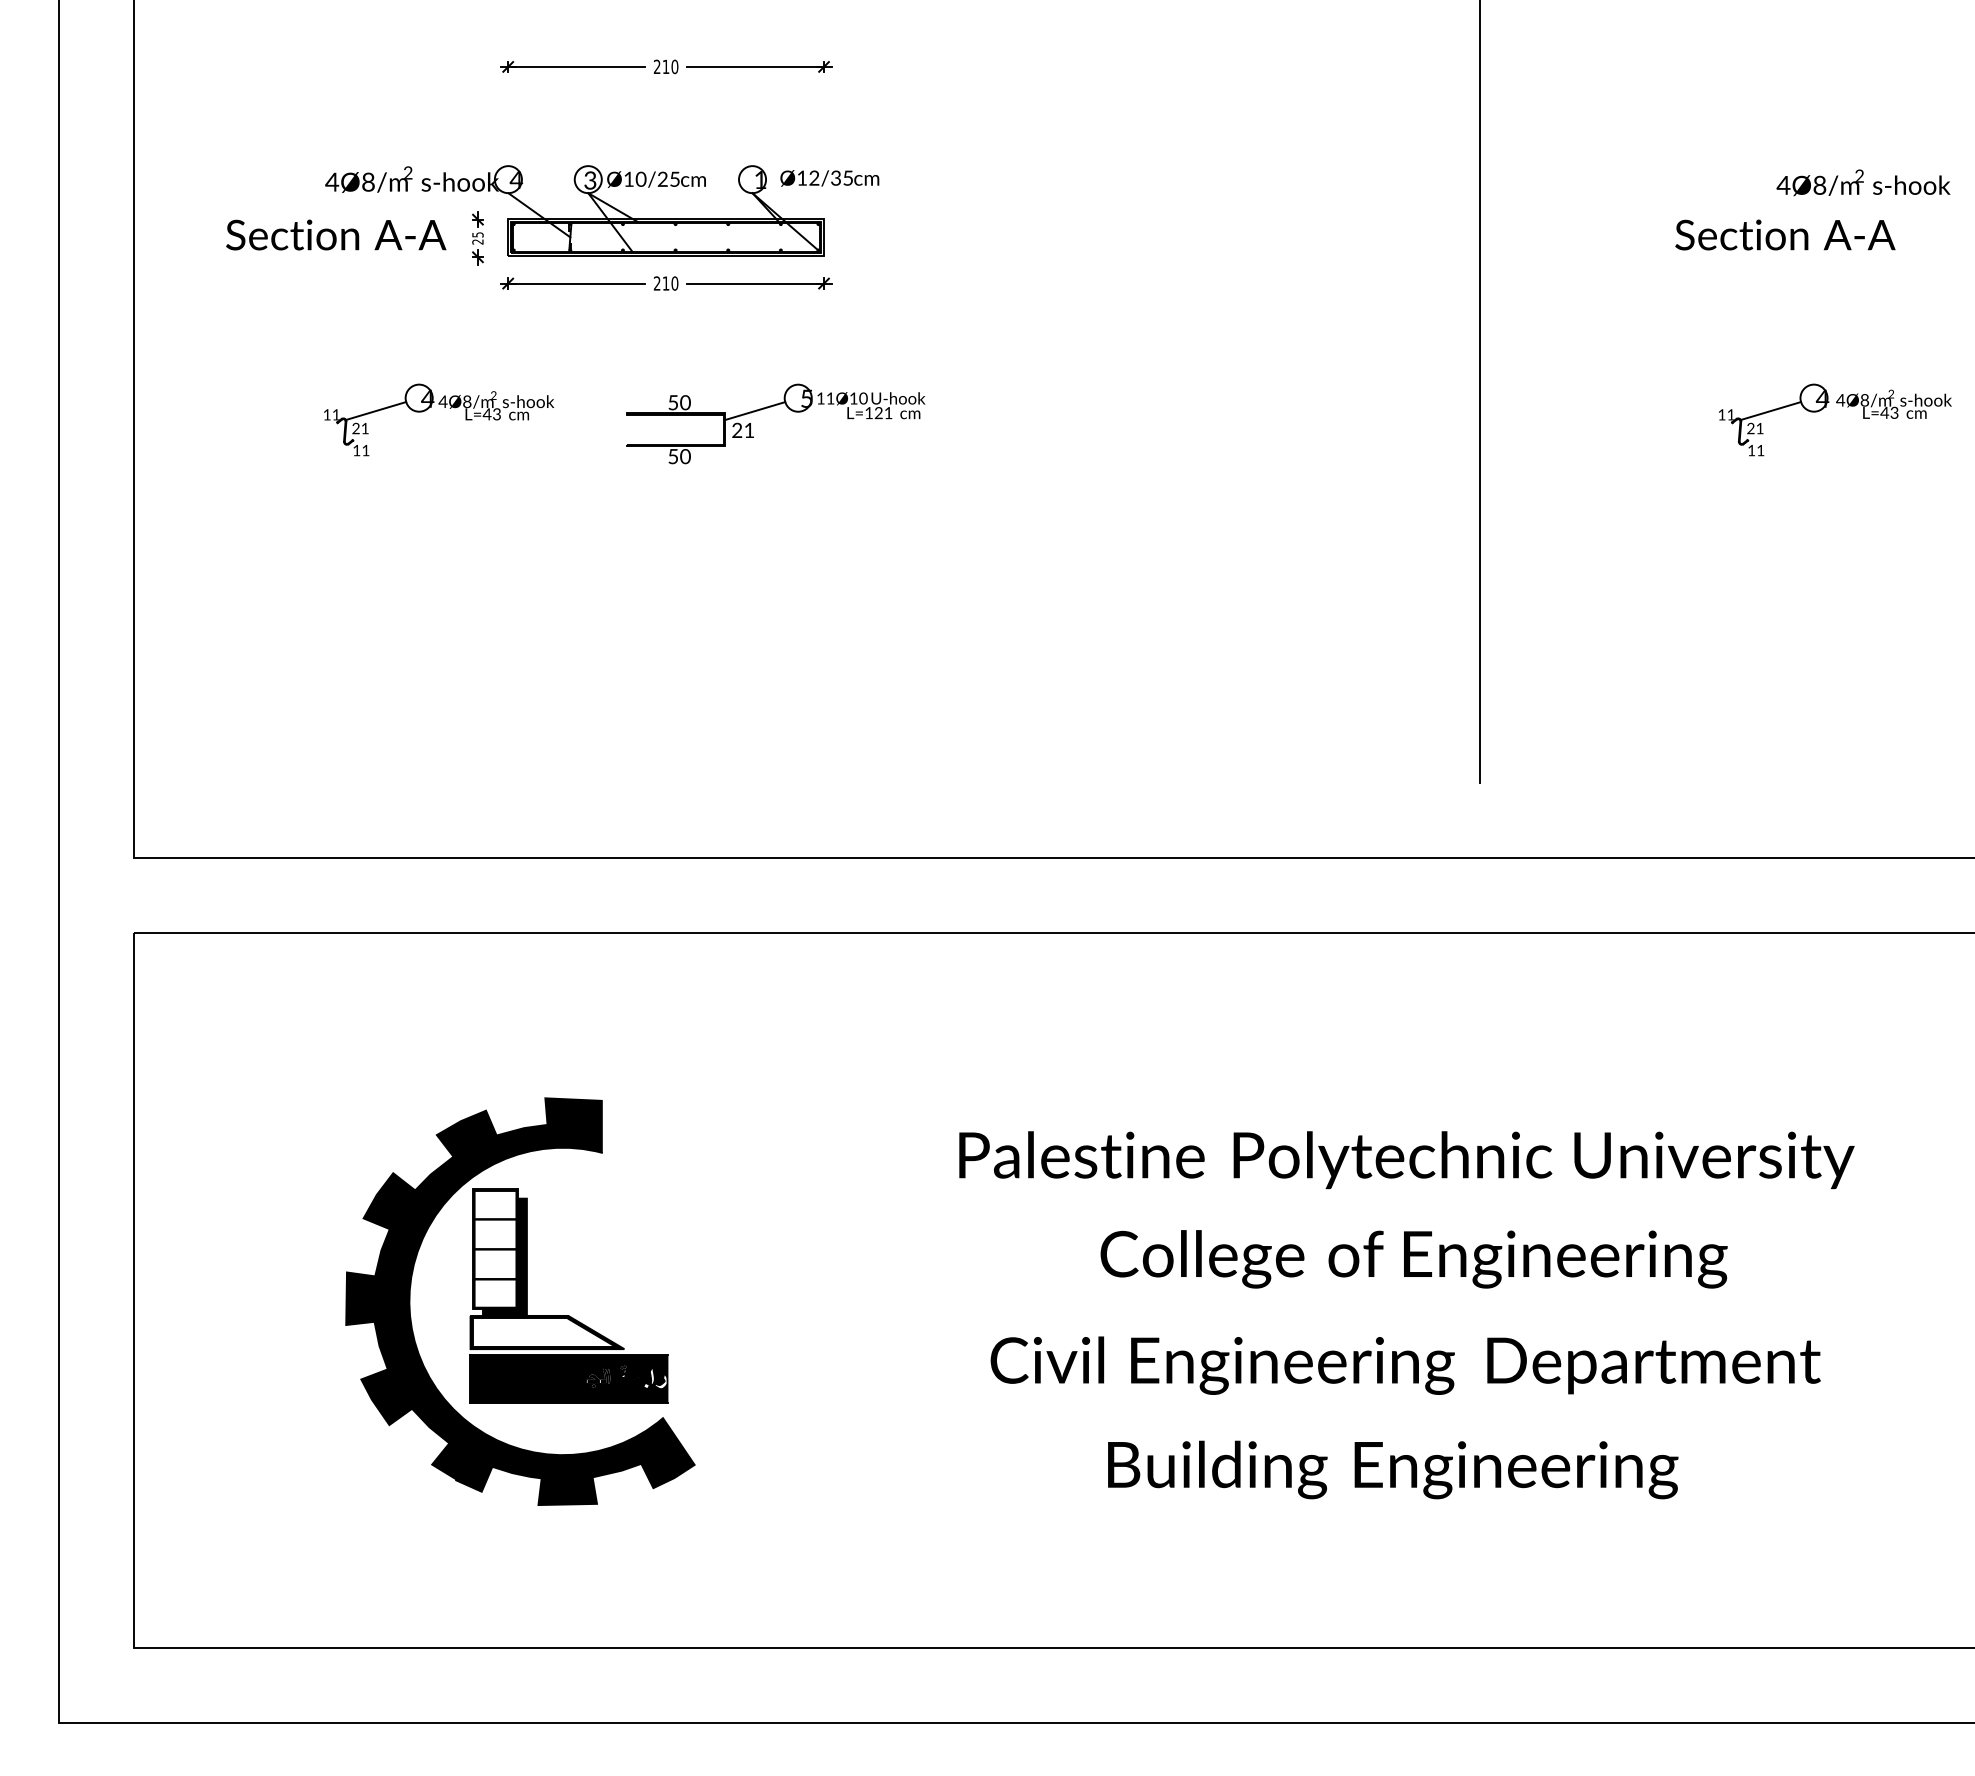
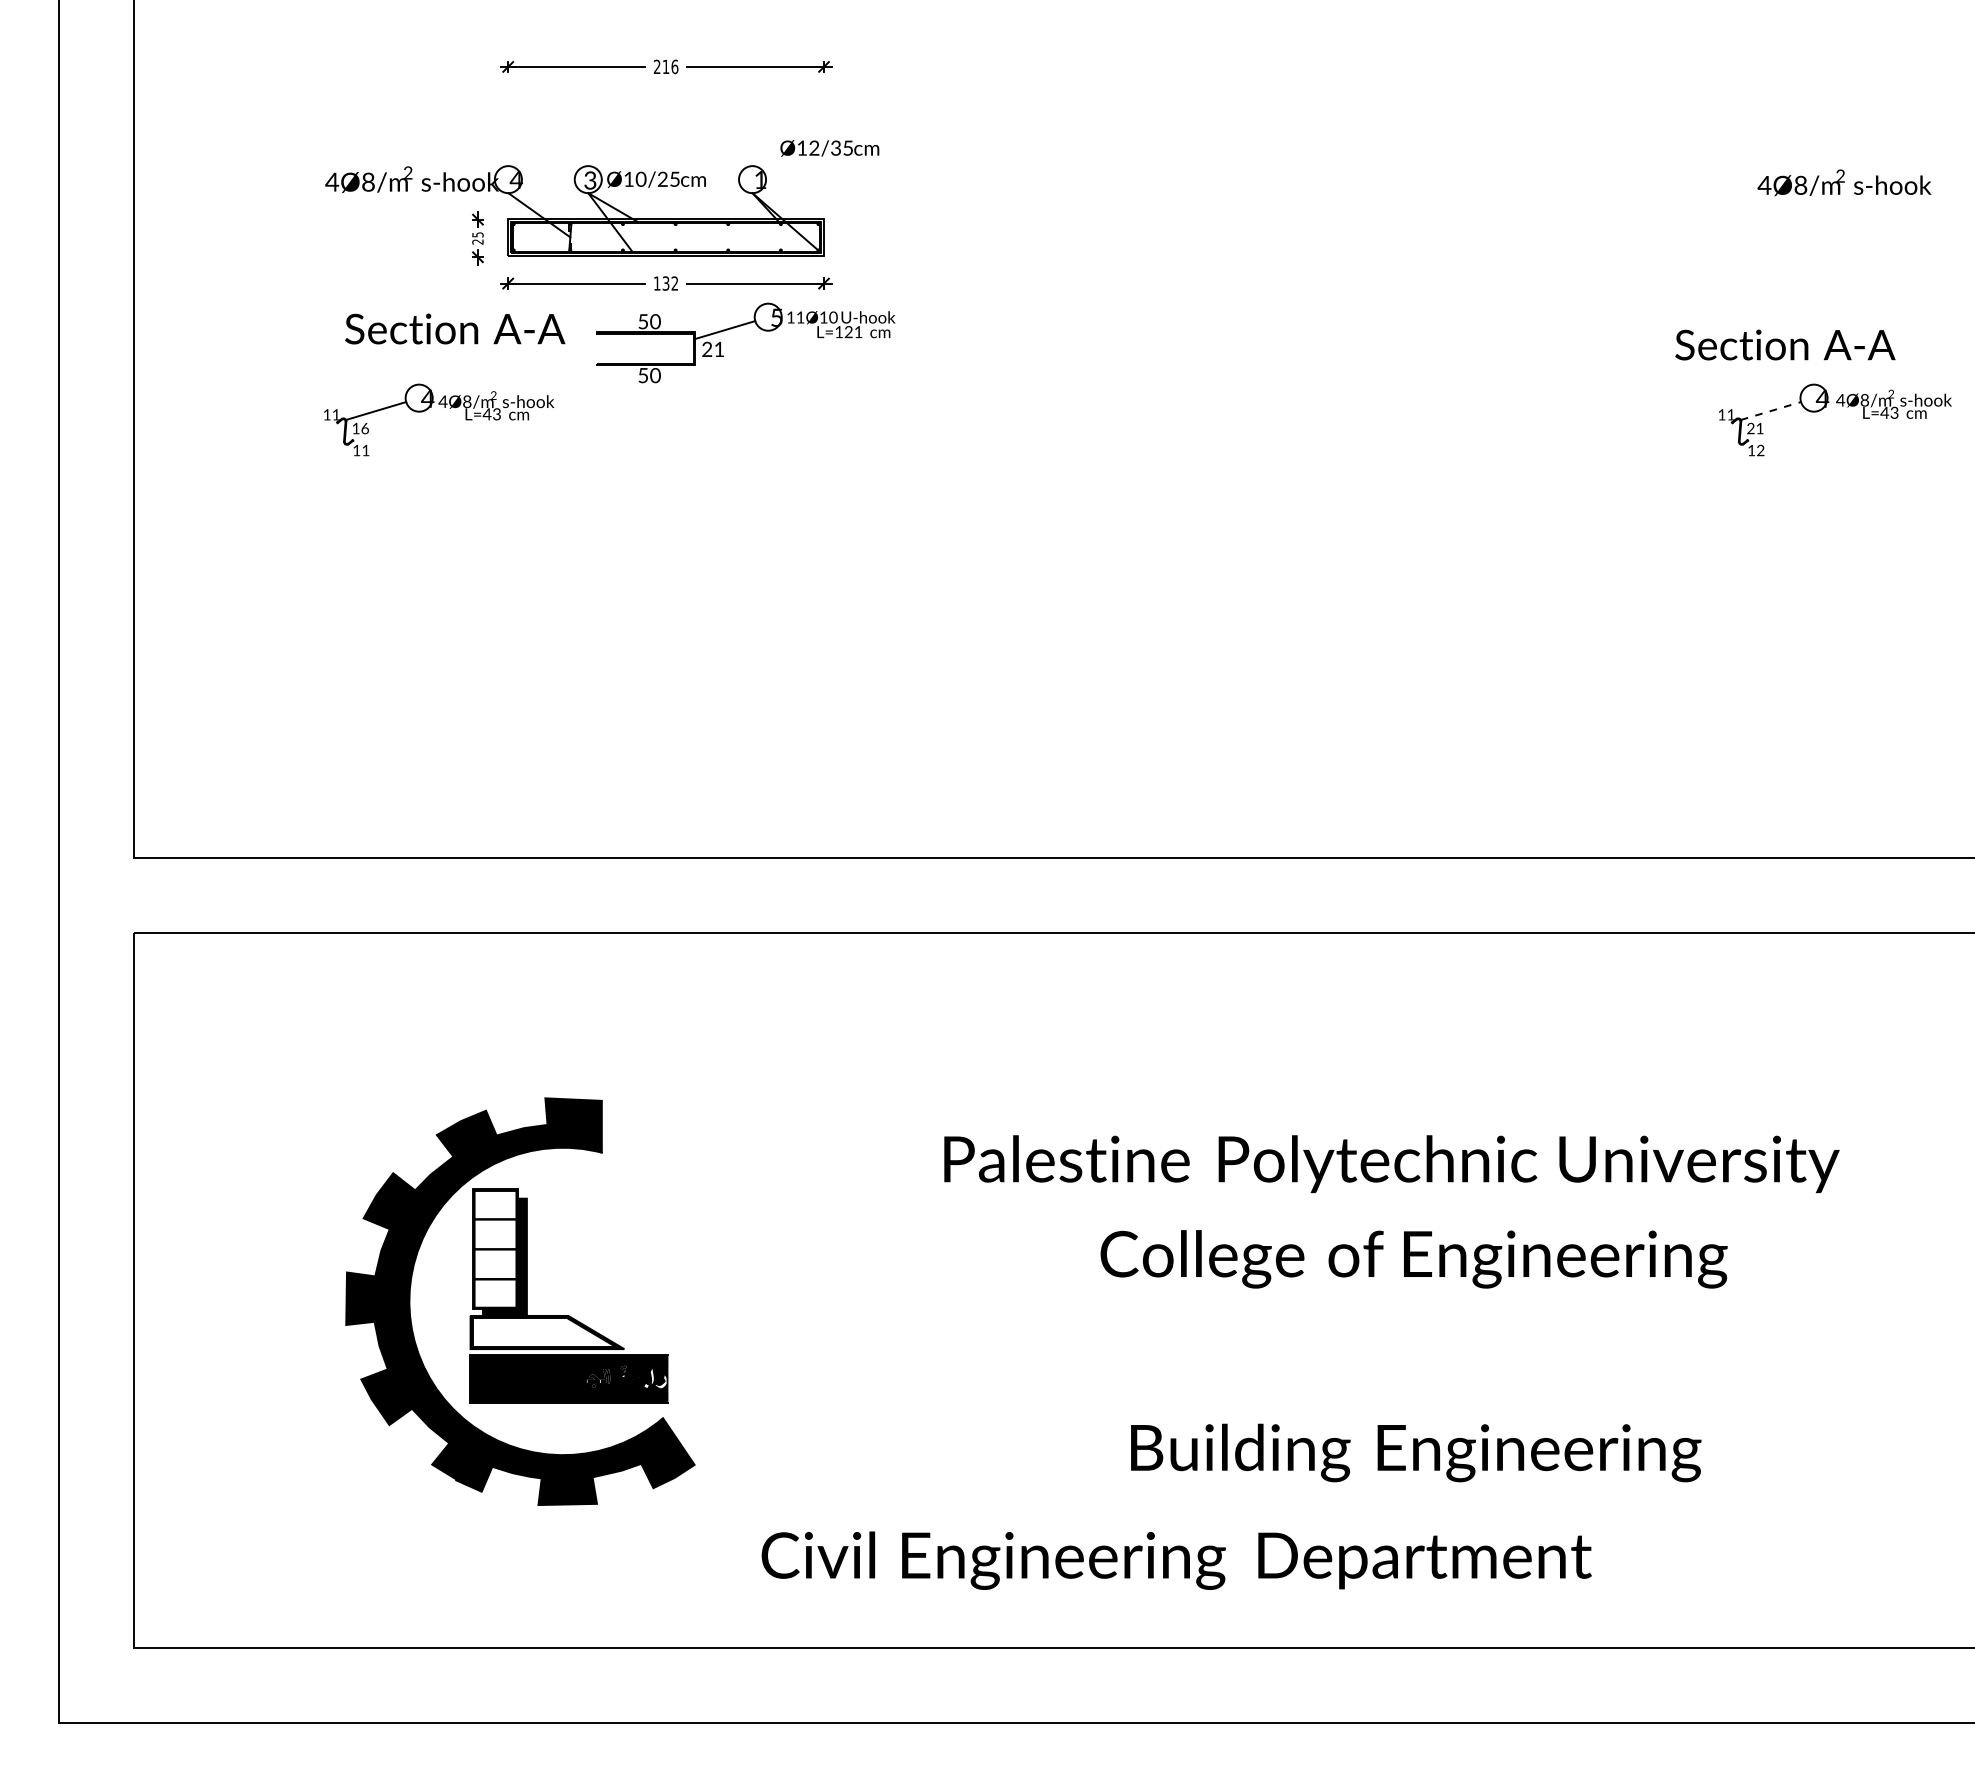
text: 210 -> 216 (674, 66)
text position: (829, 178) -> (829, 148) (829, 148)
text position: (1863, 182) -> (1844, 182) (1844, 182)
text position: (336, 234) -> (455, 328) (455, 328)
text position: (1785, 234) -> (1785, 344) (1785, 344)
text: 210 -> 132 (665, 283)
line: present -> none (1479, 392)
part position: (771, 407) -> (741, 326) (741, 326)
line: solid -> dashed (1771, 410)
text: 21 -> 16 (360, 428)
text: 11 -> 12 (1760, 450)
text position: (1406, 1160) -> (1391, 1164) (1391, 1164)
text position: (1405, 1365) -> (1176, 1560) (1176, 1560)
text position: (1393, 1469) -> (1416, 1452) (1416, 1452)
